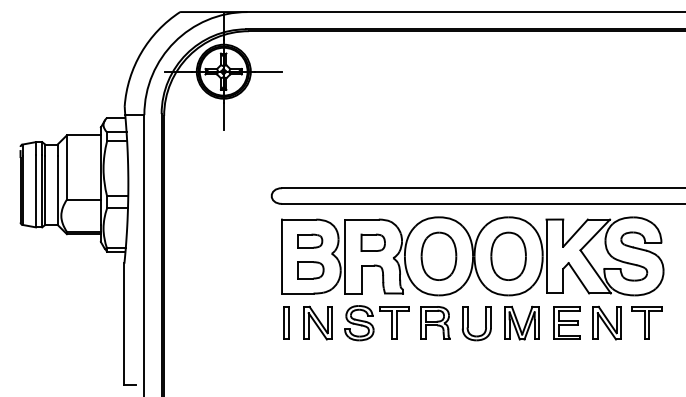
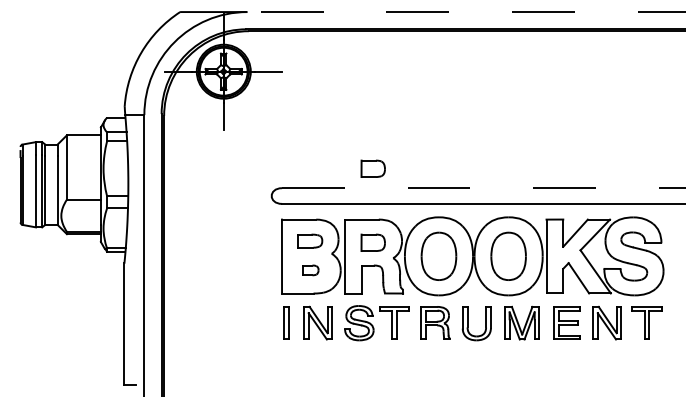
line: solid -> dashed (466, 12)
part: none -> present (372, 168)
line: solid -> dashed (483, 188)
part size: 28x19 px -> 18x13 px (310, 270)
